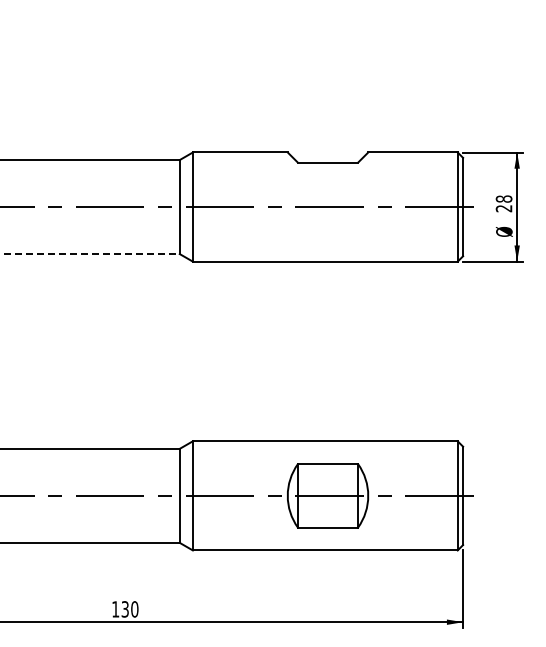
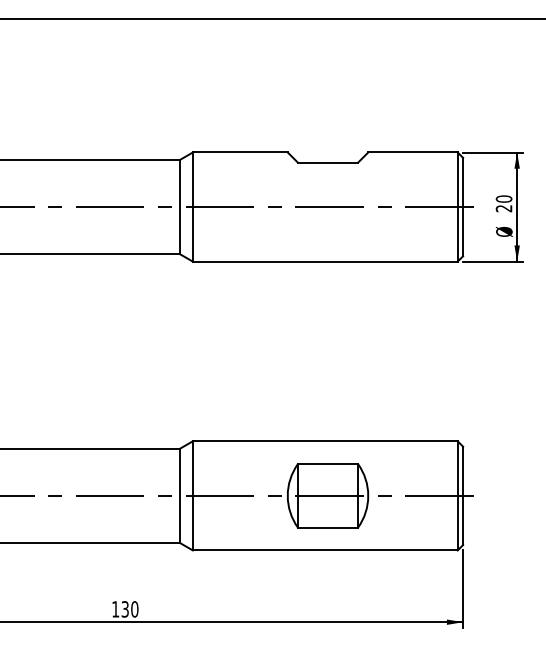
line: none -> present (272, 19)
text: 28 -> 20 (504, 198)
line: dashed -> solid (89, 254)
